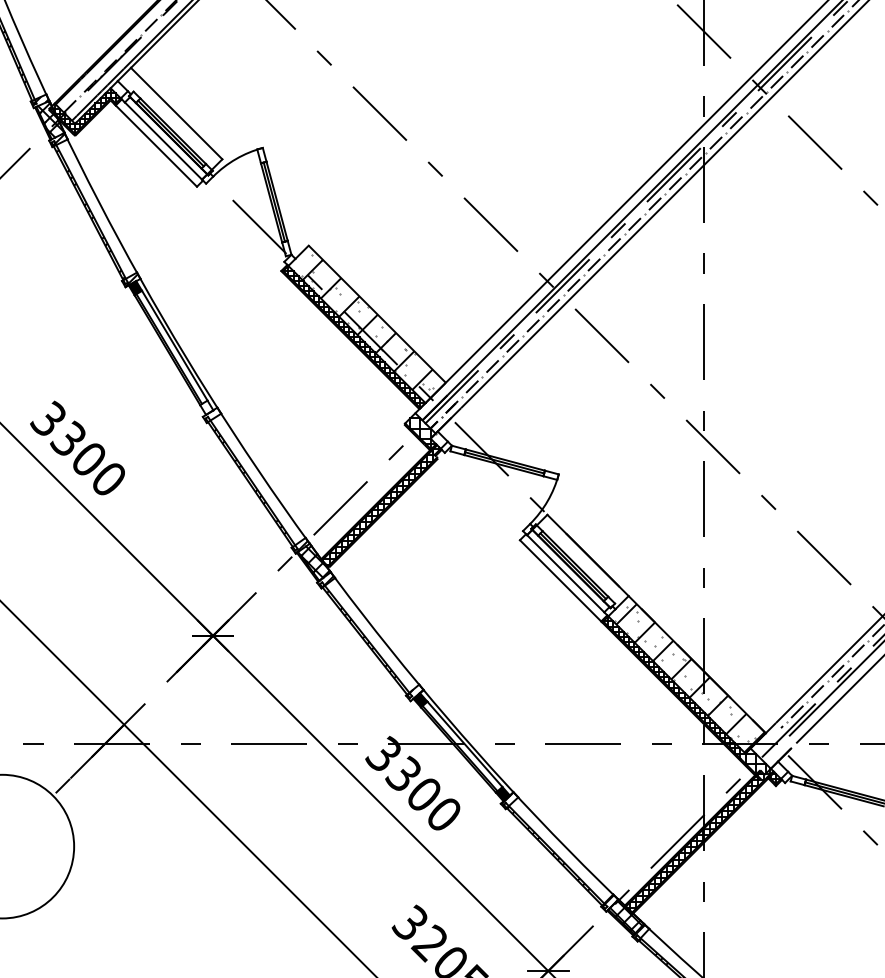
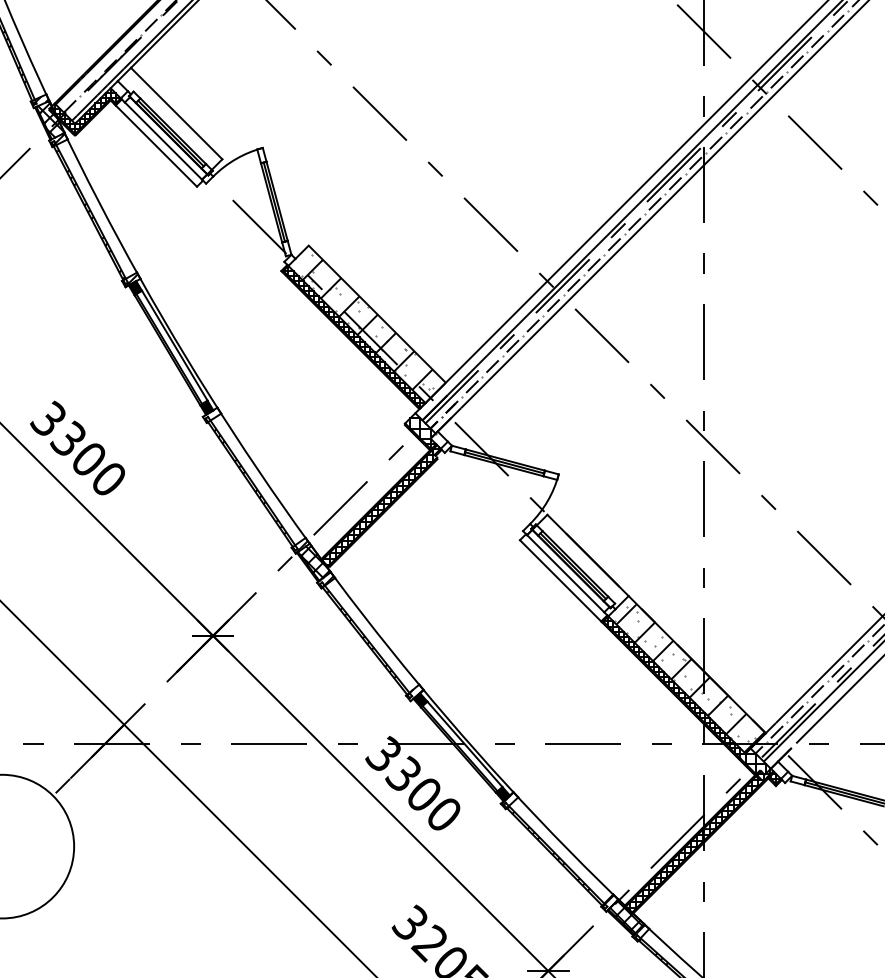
fill: none -> present (206, 407)
hatch: none -> present (772, 744)
